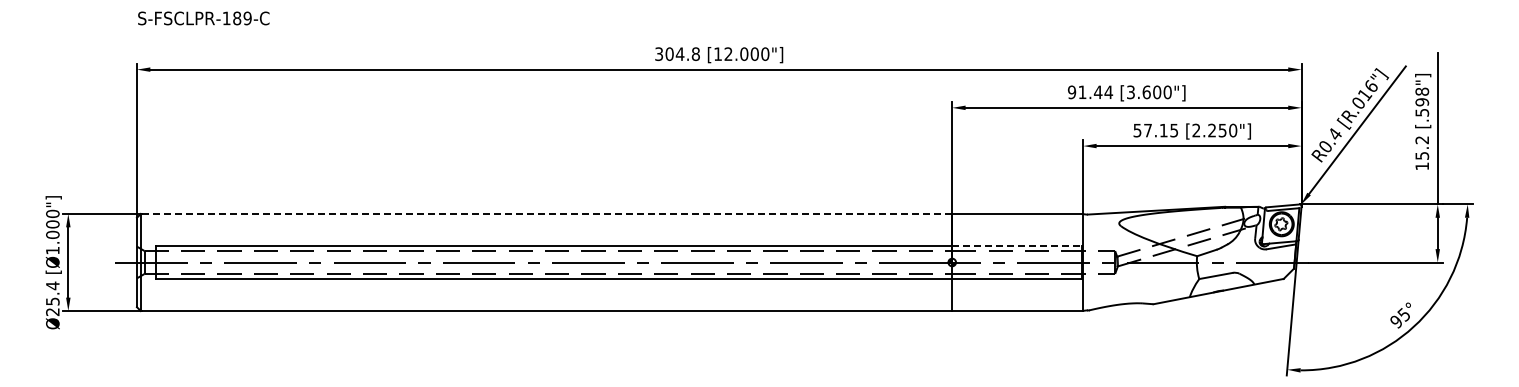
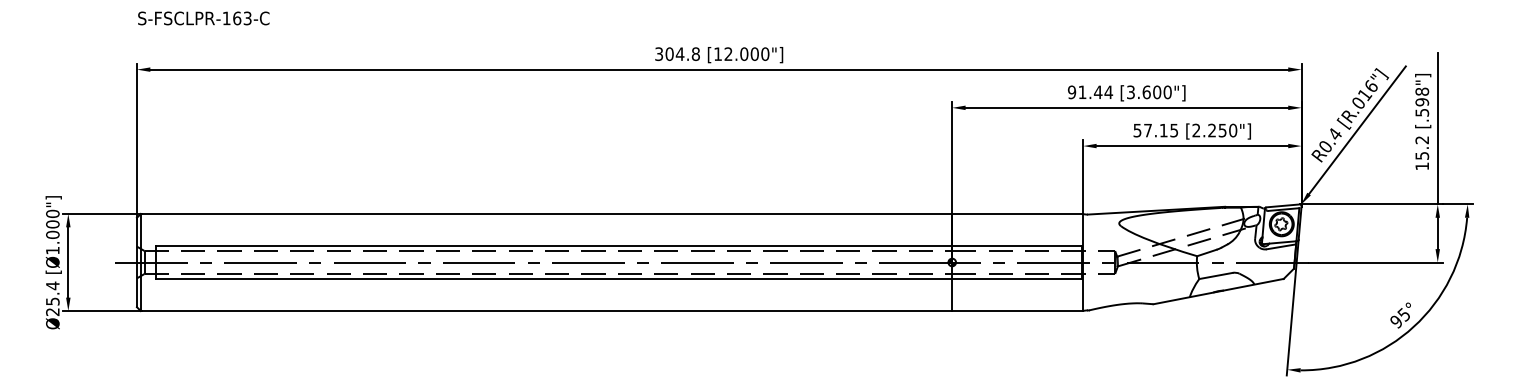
text: S-FSCLPR-189-C -> S-FSCLPR-163-C (242, 18)
line: dashed -> solid (546, 213)
line: dashed -> solid (1016, 245)
